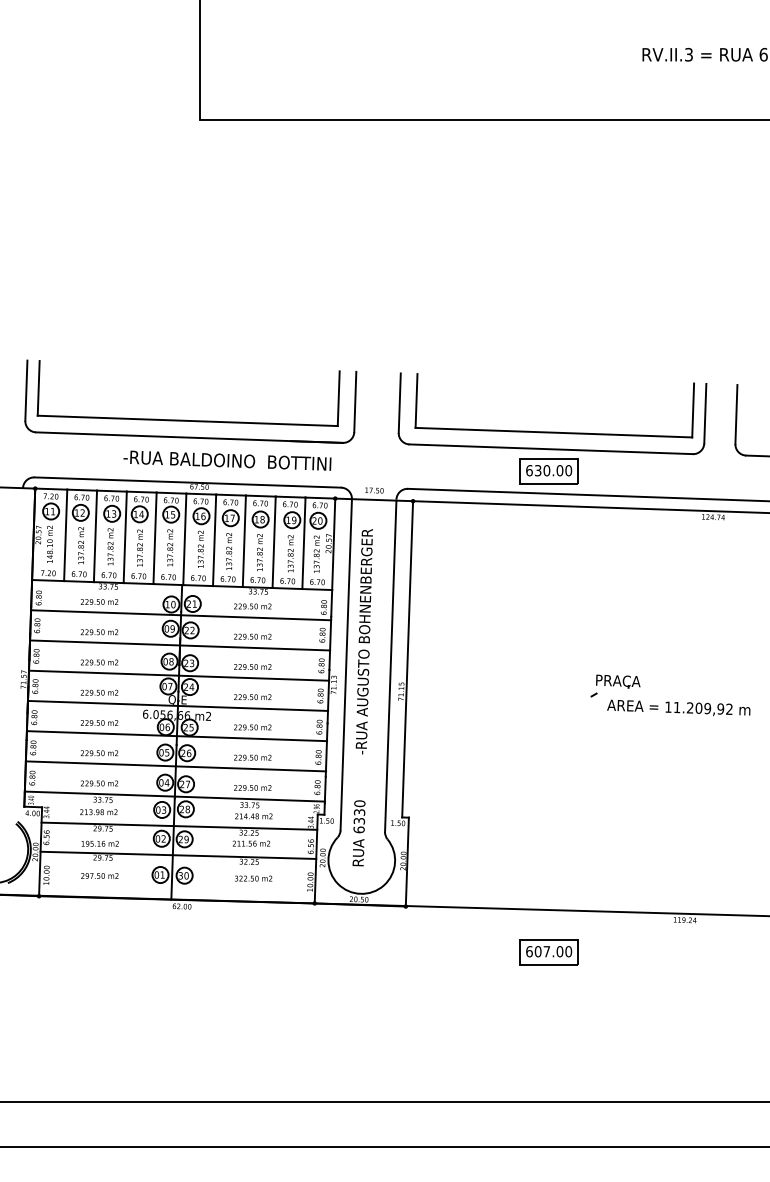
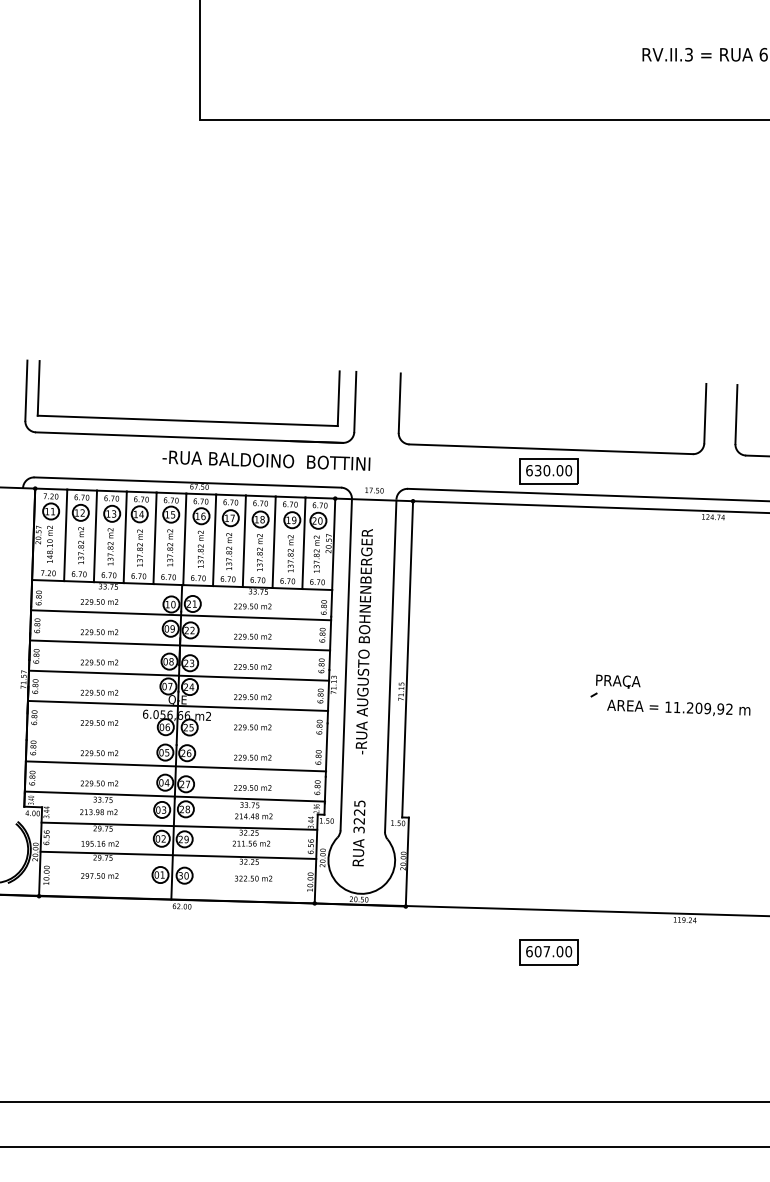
part: present -> none (554, 431)
text position: (227, 460) -> (266, 460) (266, 460)
line: present -> none (176, 736)
text: 6330 -> 3225 (359, 816)
